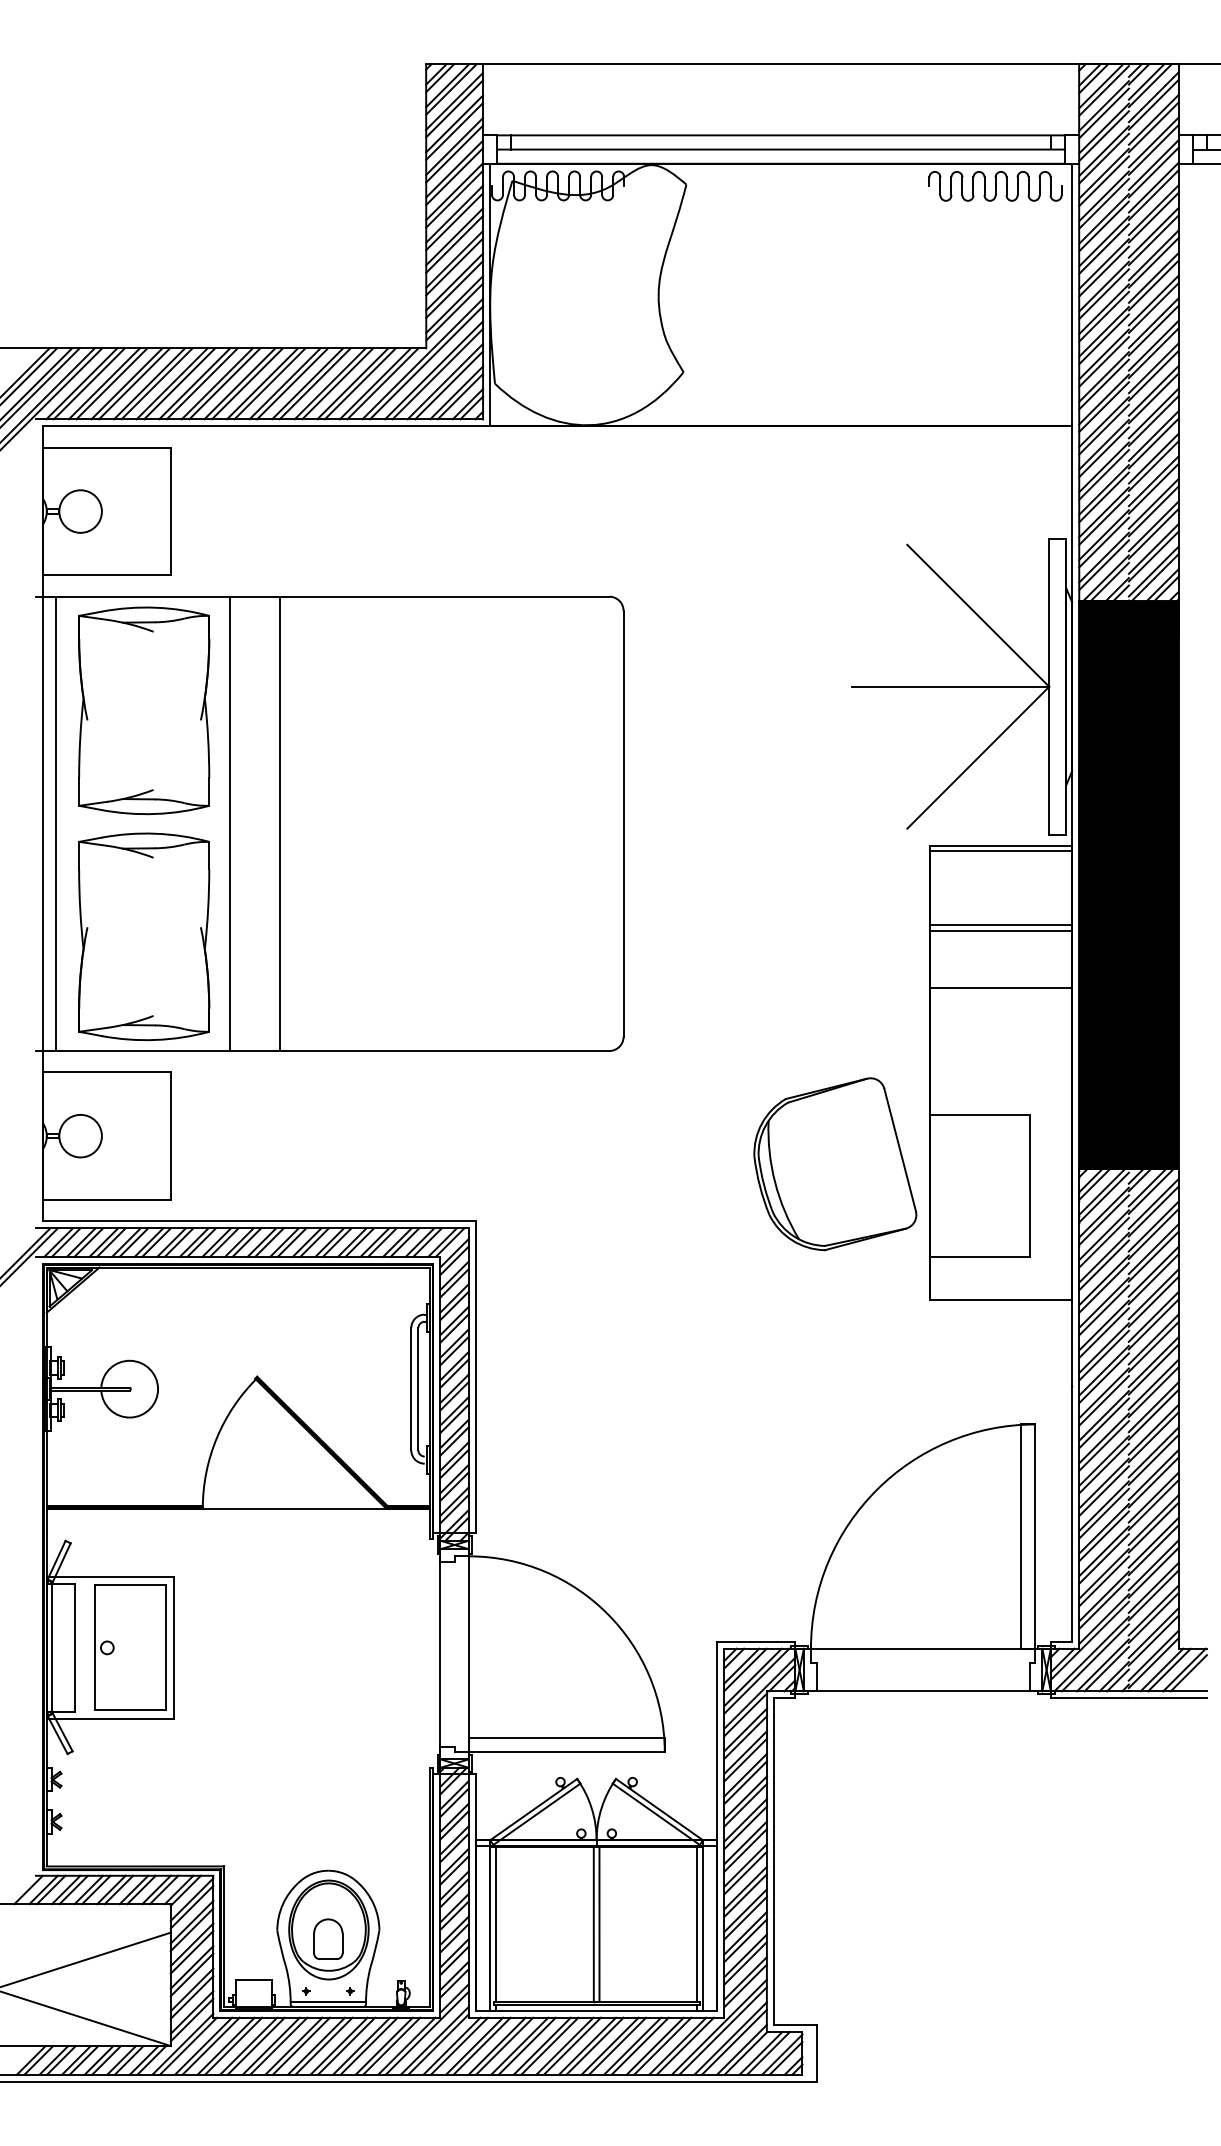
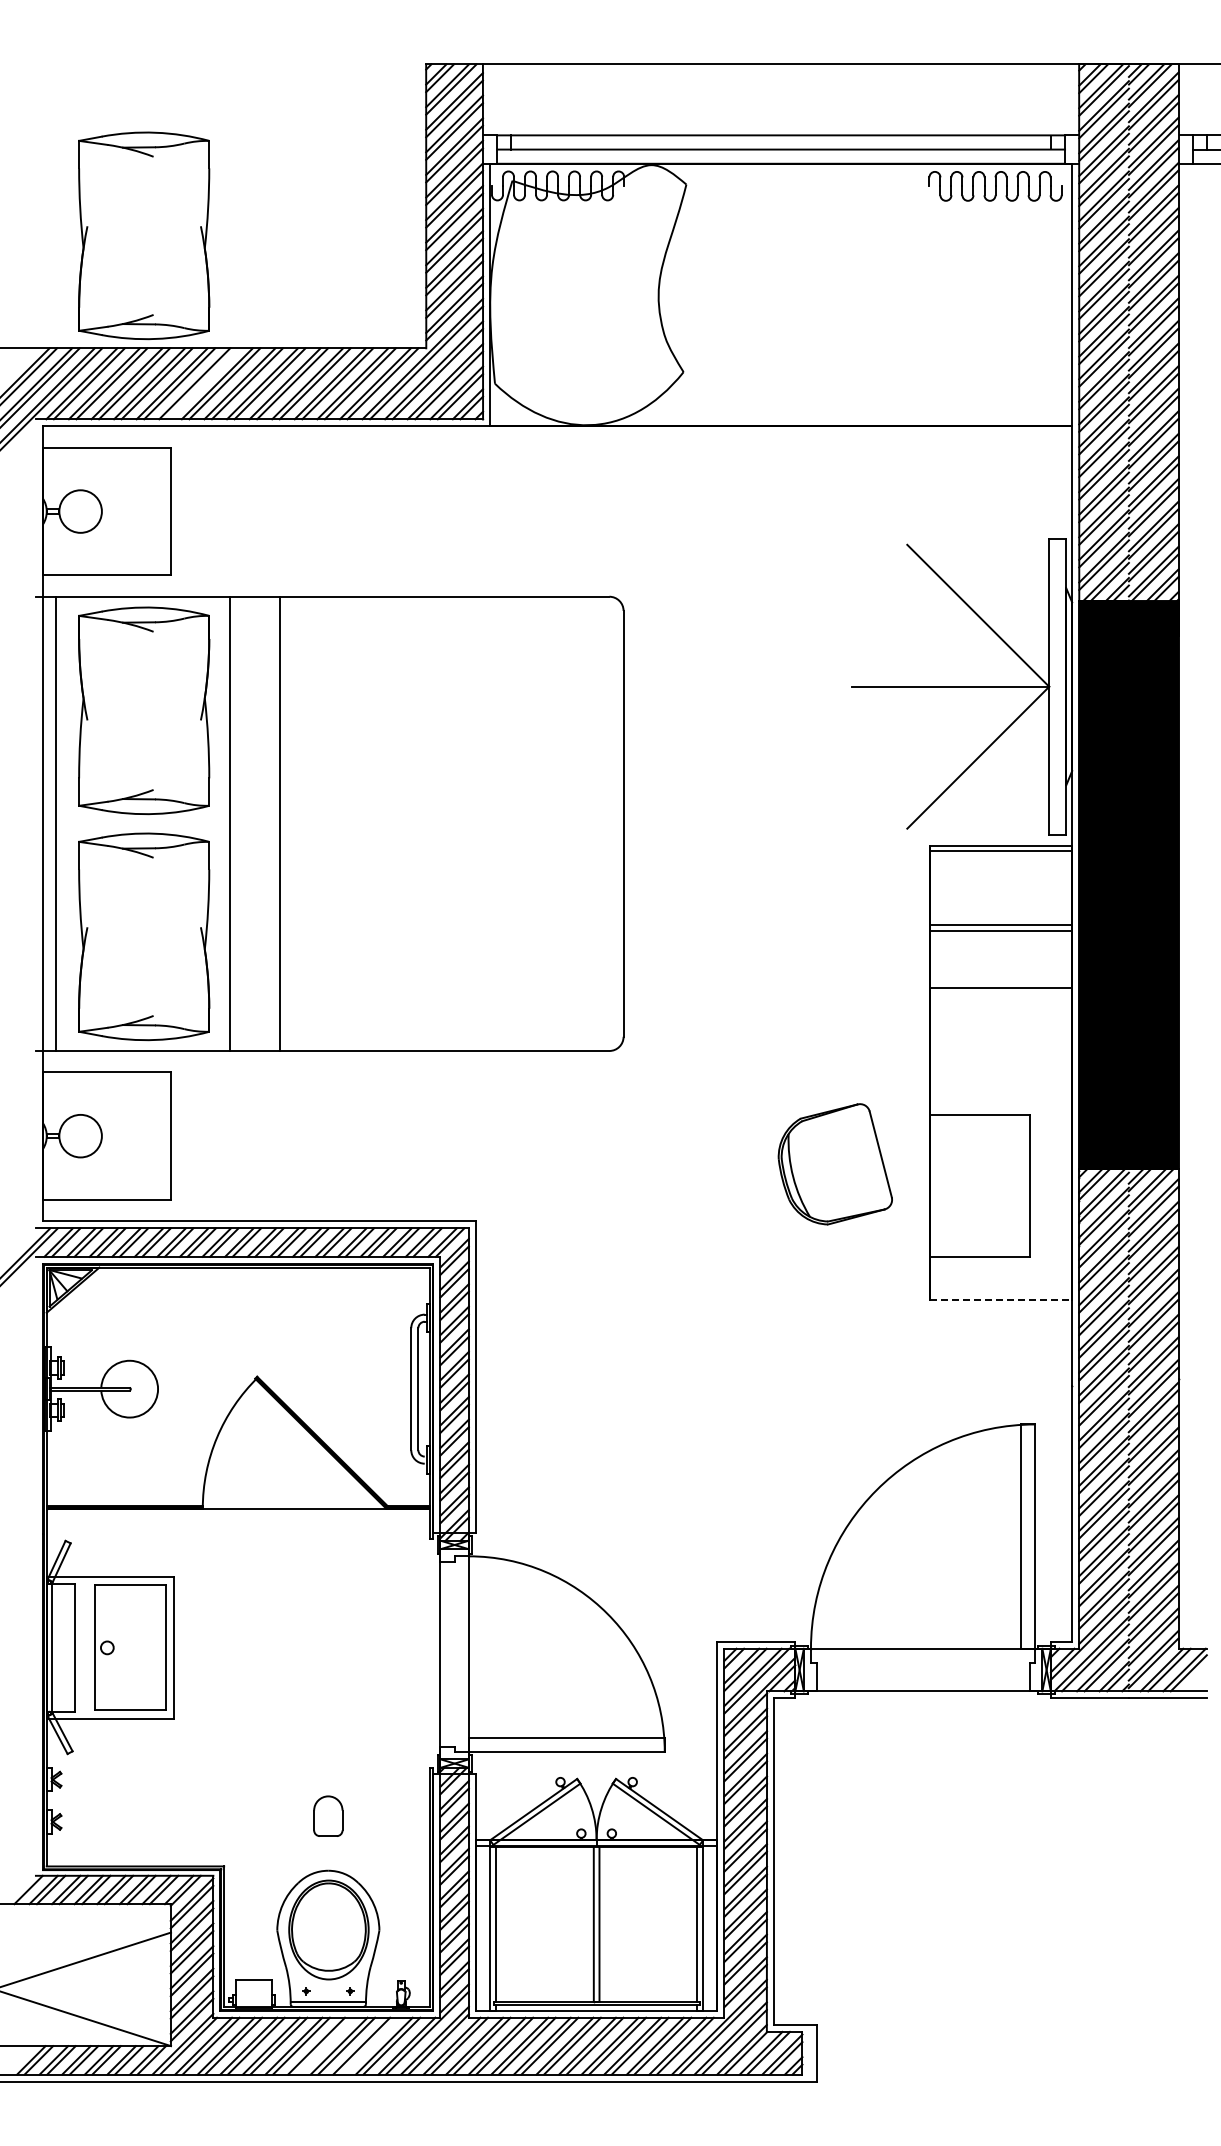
part: none -> present (144, 235)
line: present -> none (201, 383)
part size: 165x175 px -> 116x123 px (834, 1164)
line: solid -> dashed (1001, 1299)
part position: (328, 1938) -> (328, 1815) (328, 1815)
line: present -> none (323, 2045)
line: present -> none (368, 2045)
